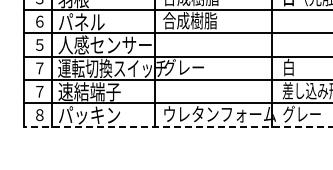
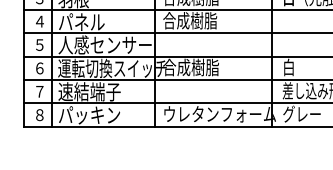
text: ６ -> ４ (39, 21)
text: グレー -> 合成樹脂 (191, 67)
text: ７ -> ６ (39, 68)
line: dashed -> solid (178, 126)
